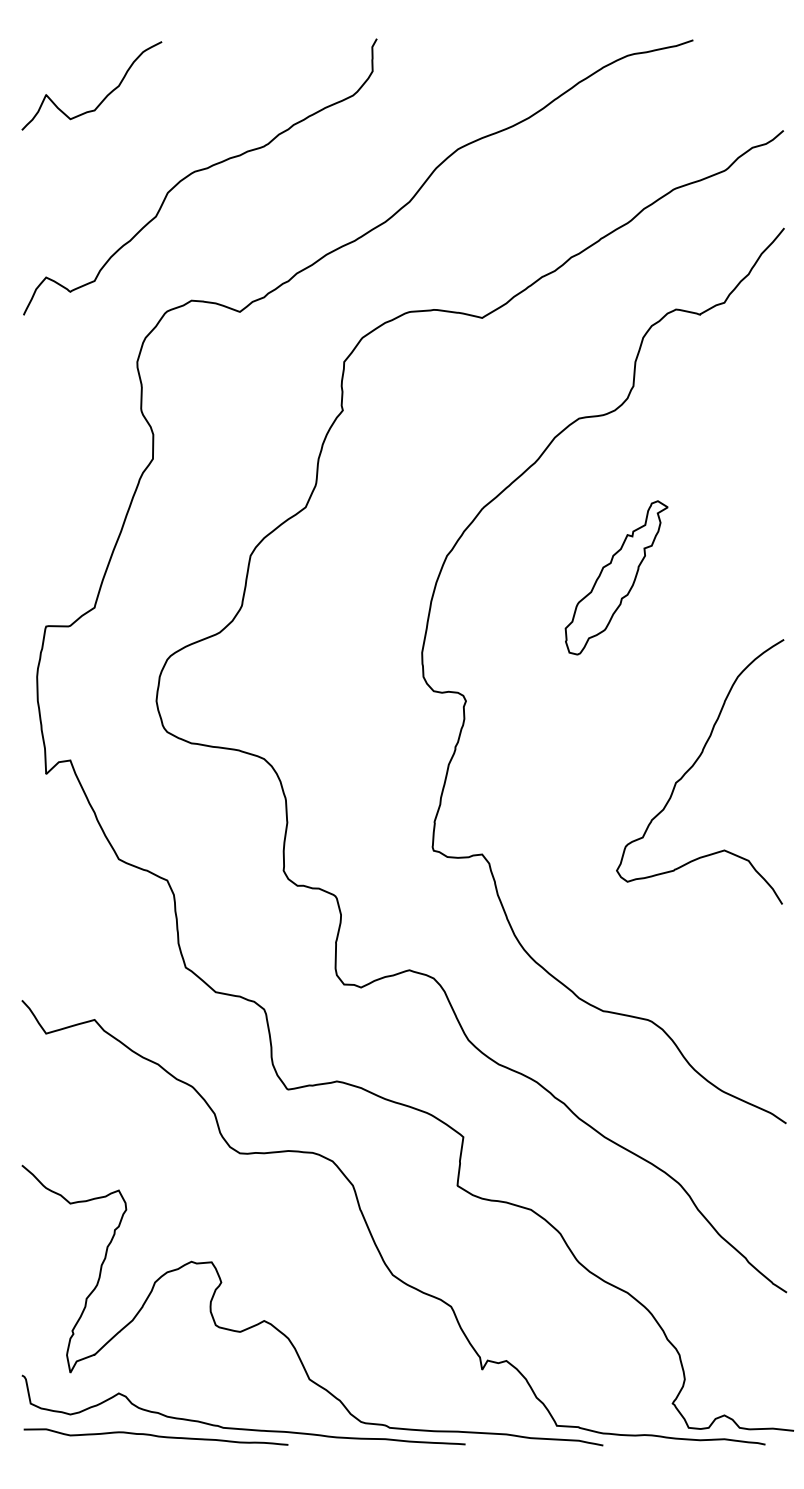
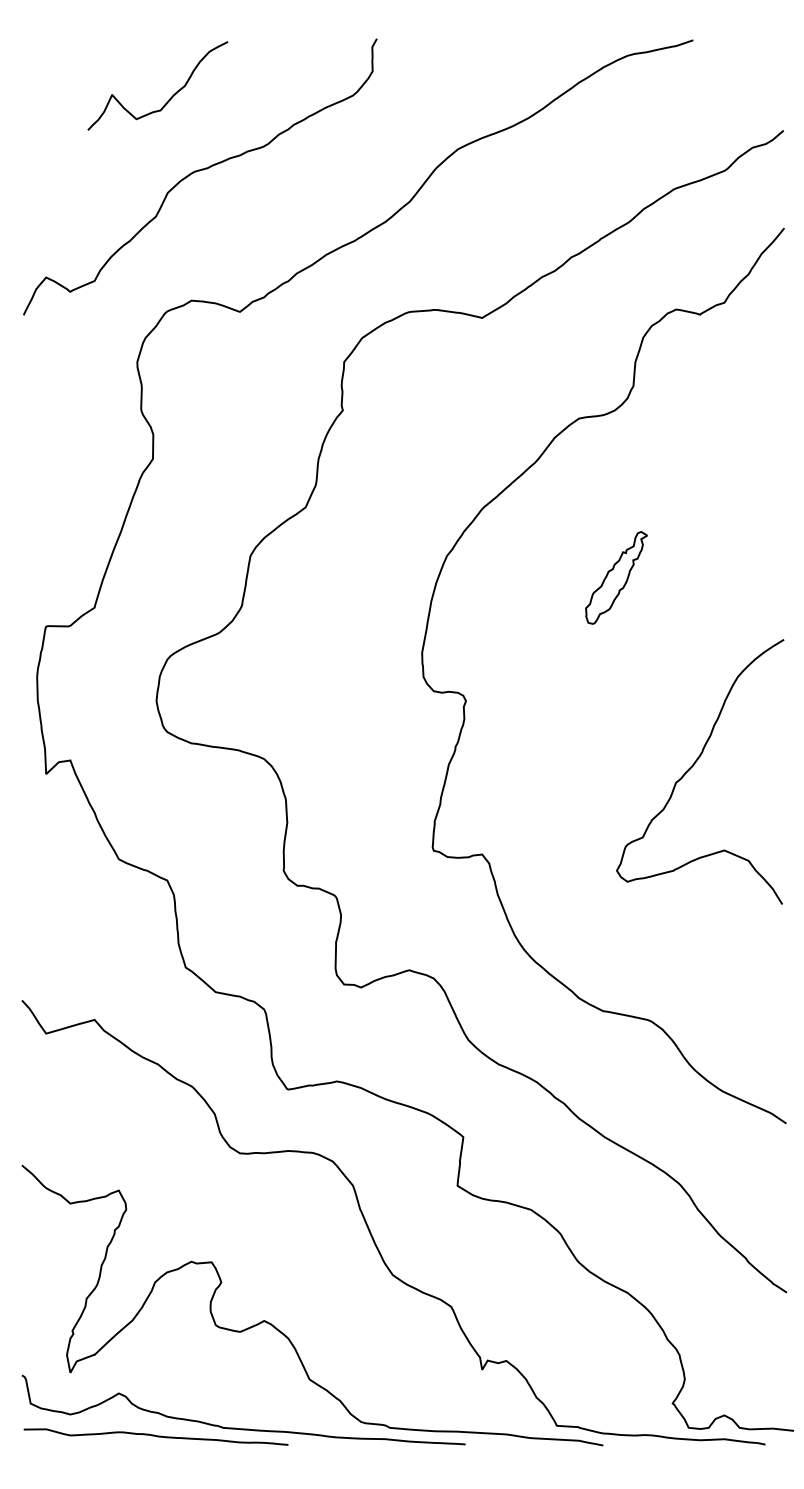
curve position: (104, 97) -> (170, 97) (170, 97)
part size: 105x156 px -> 63x94 px (616, 577)
